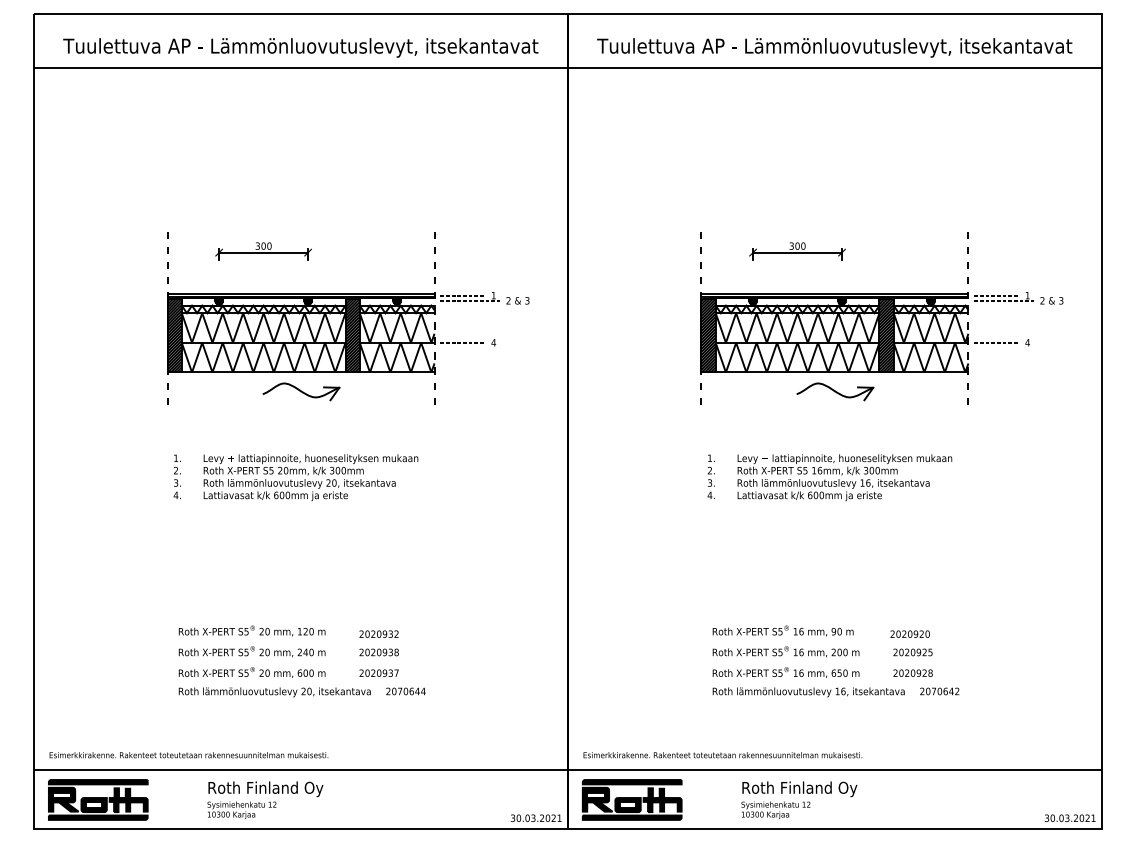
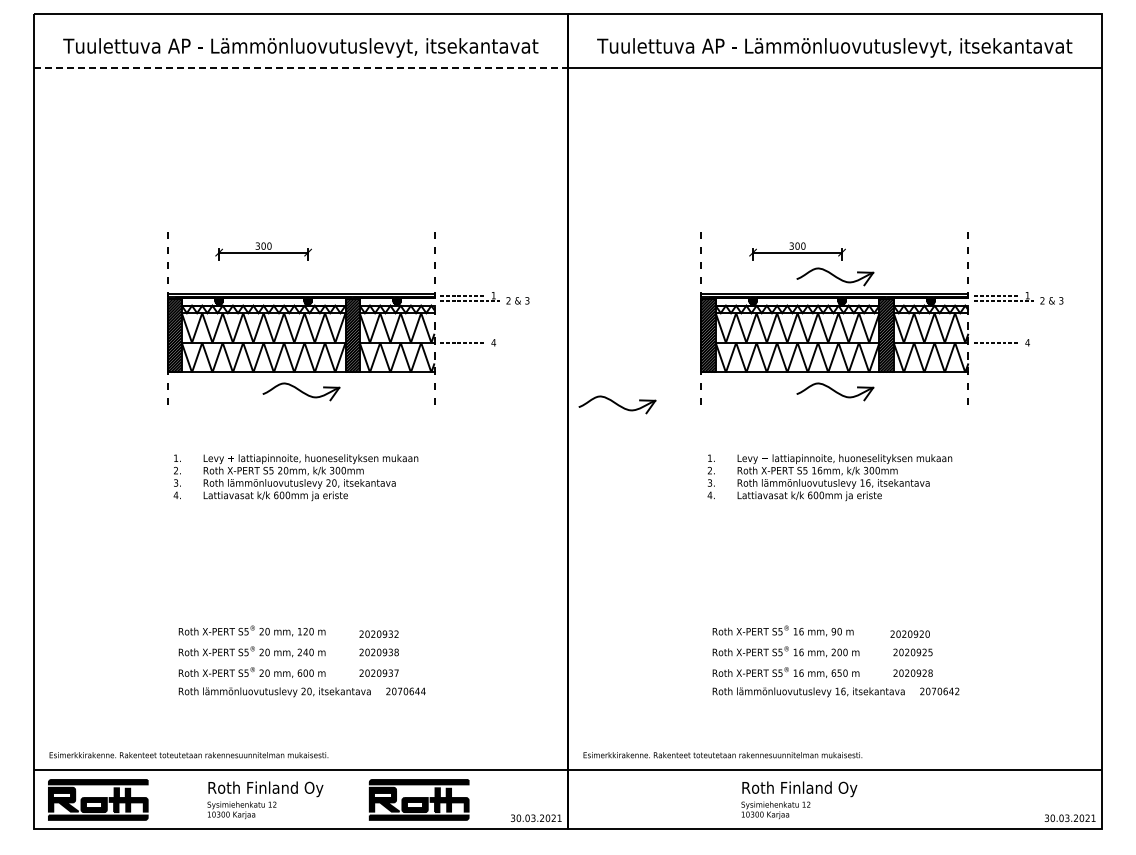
line: solid -> dashed (301, 68)
part: none -> present (835, 276)
part: none -> present (617, 404)
part position: (631, 799) -> (418, 799) (418, 799)
